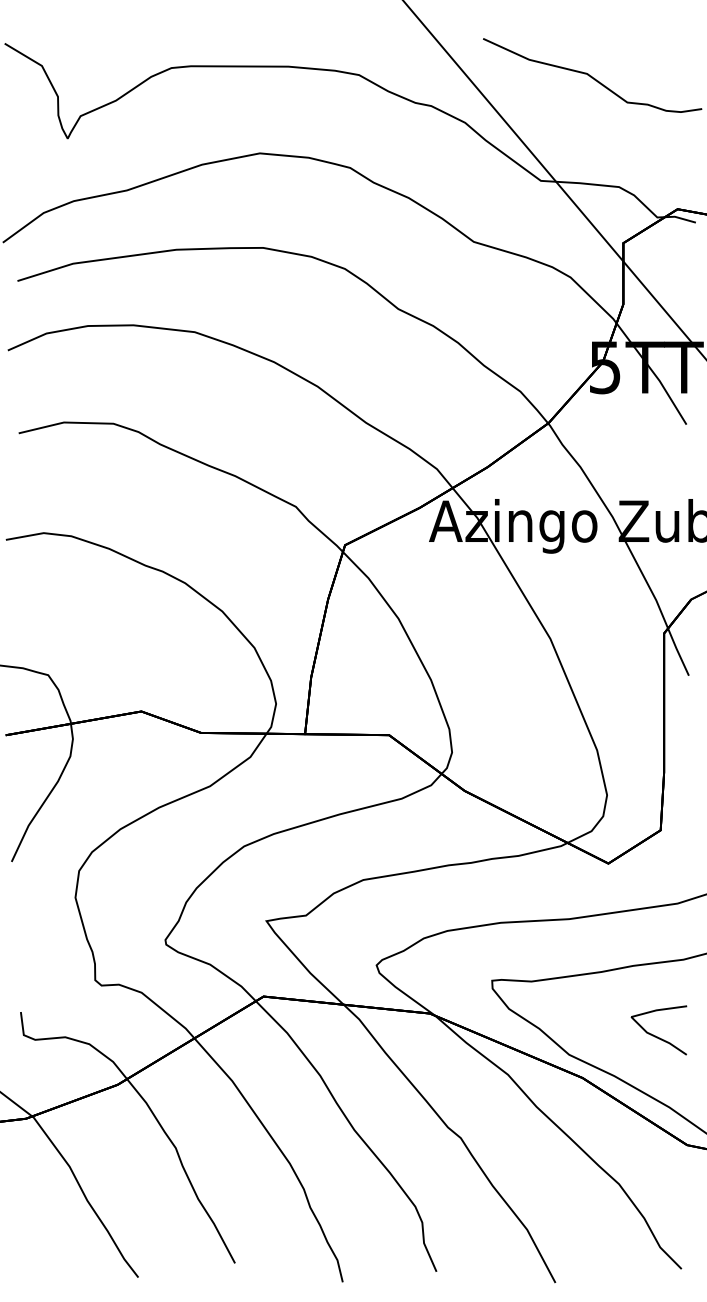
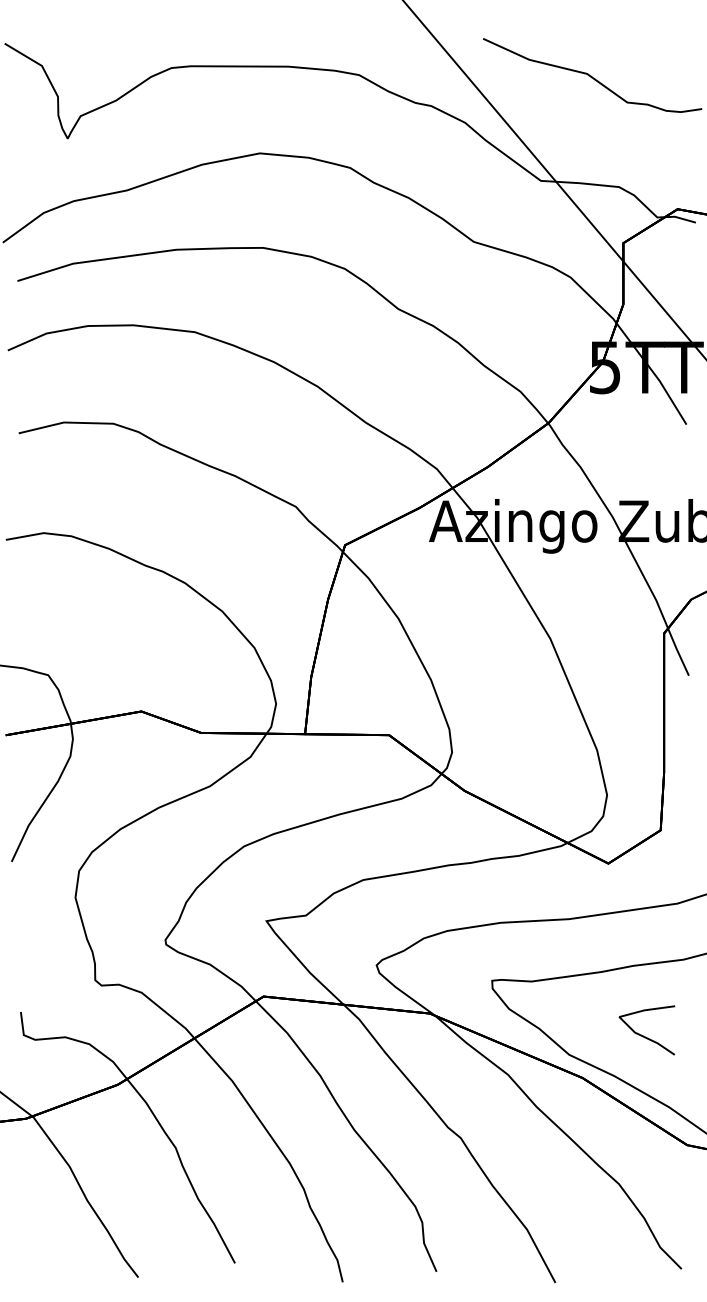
curve position: (655, 1035) -> (643, 1035) (643, 1035)
